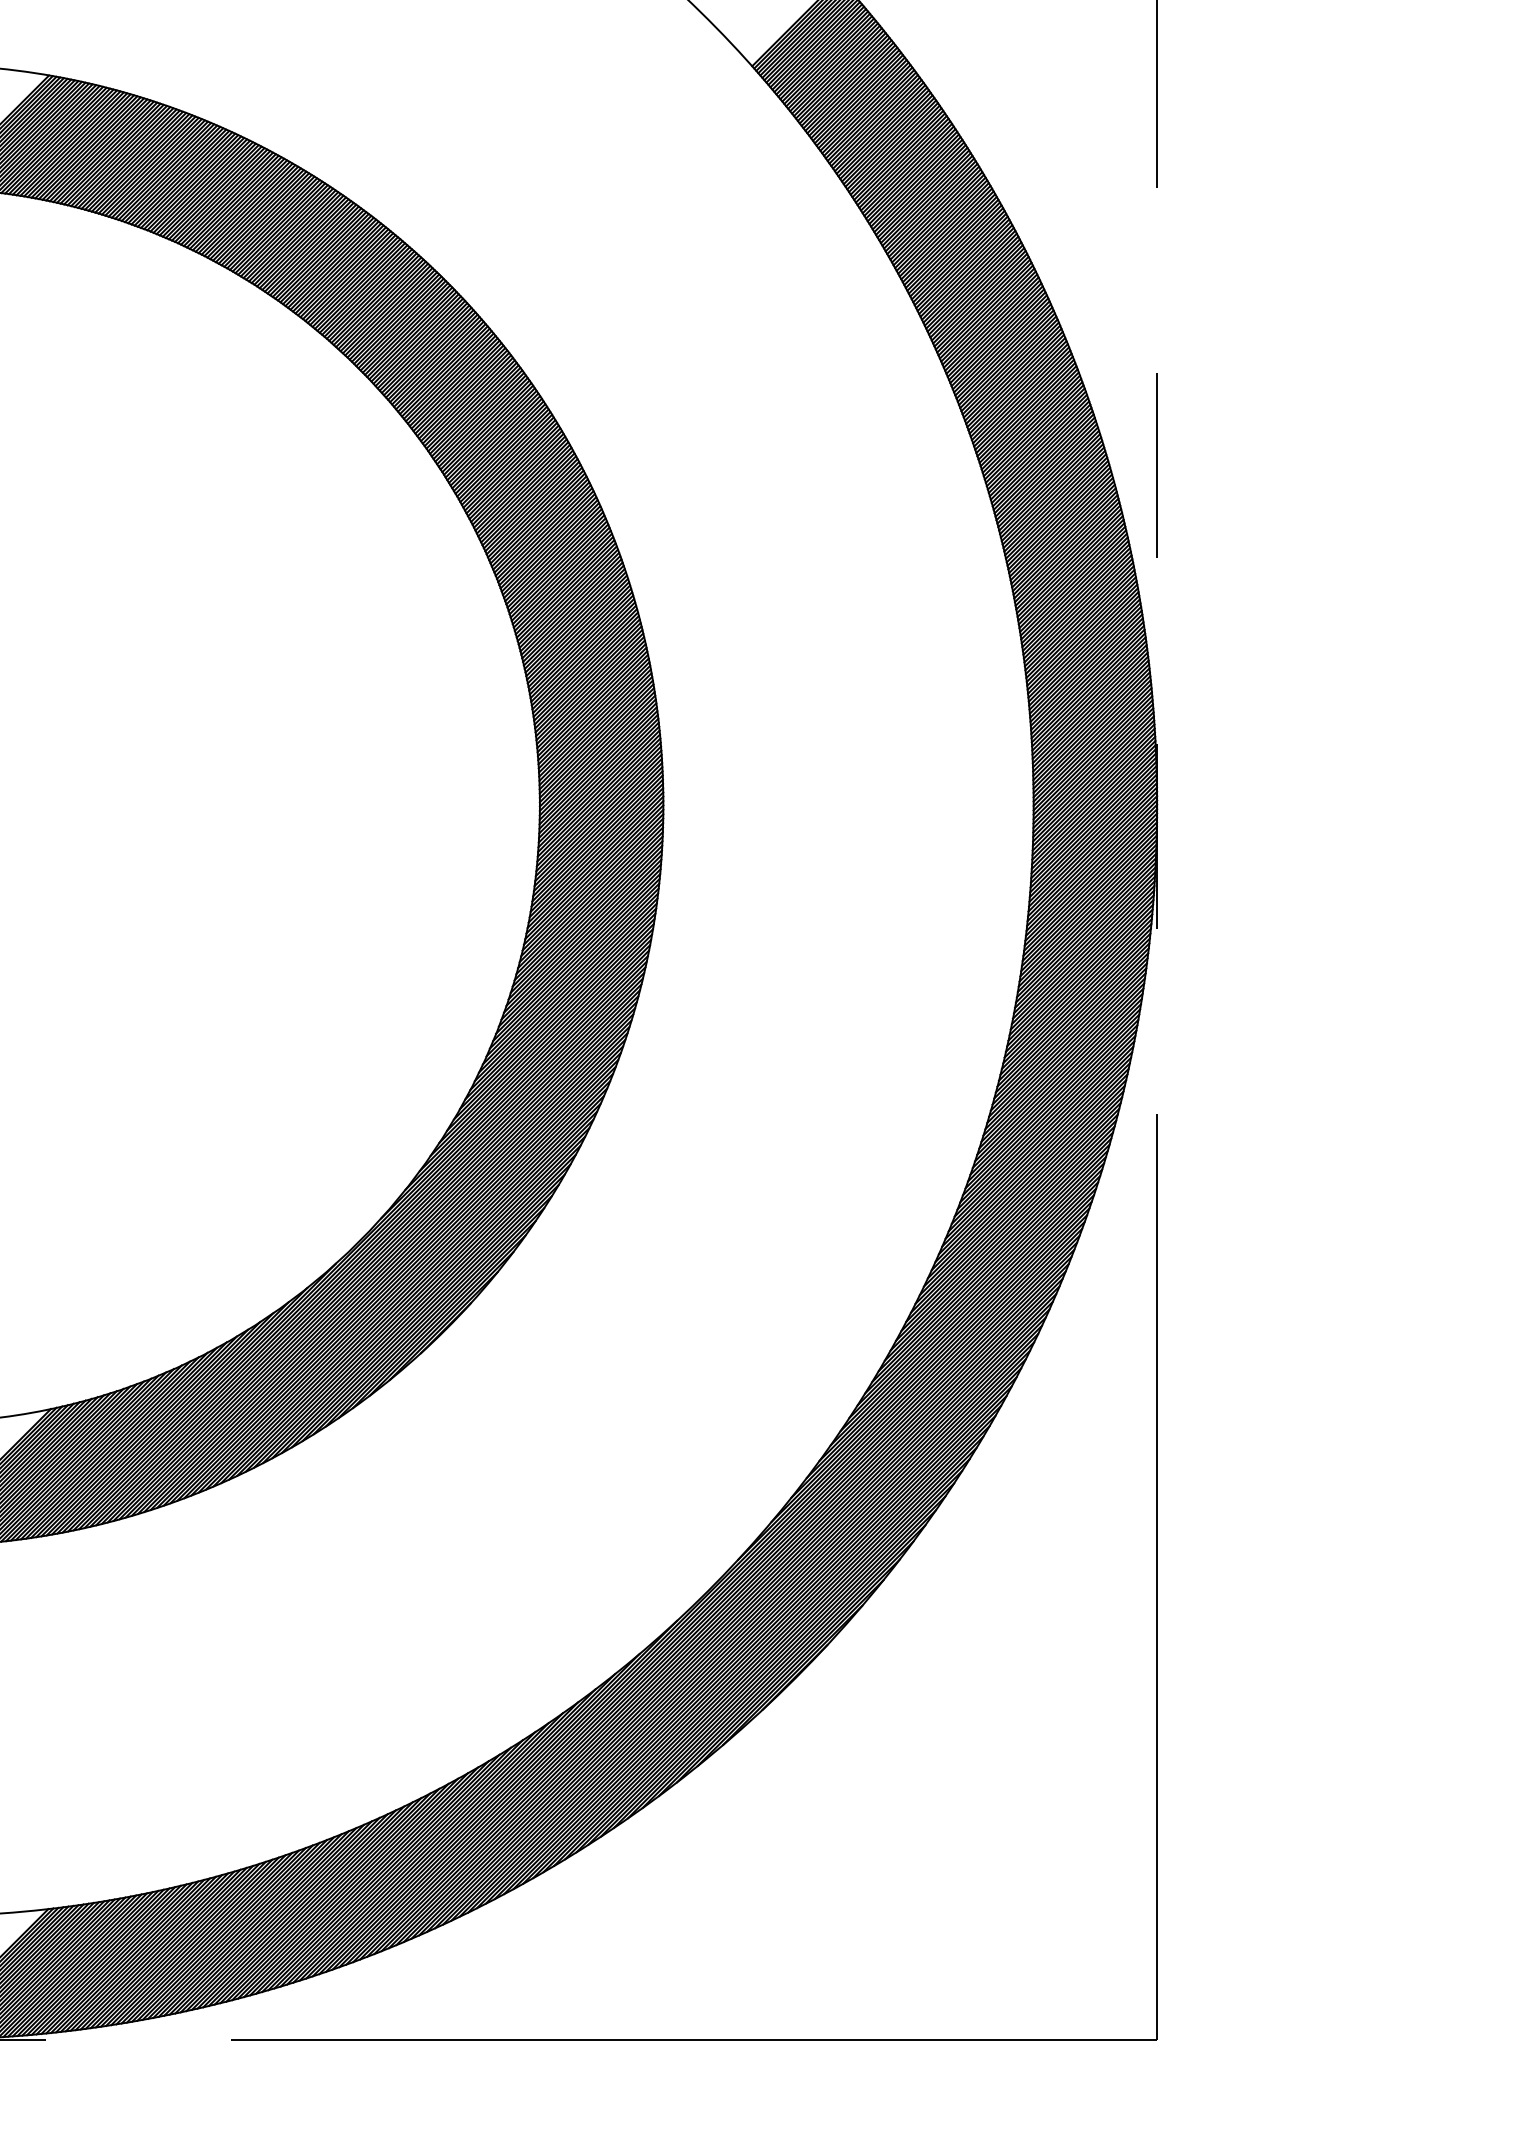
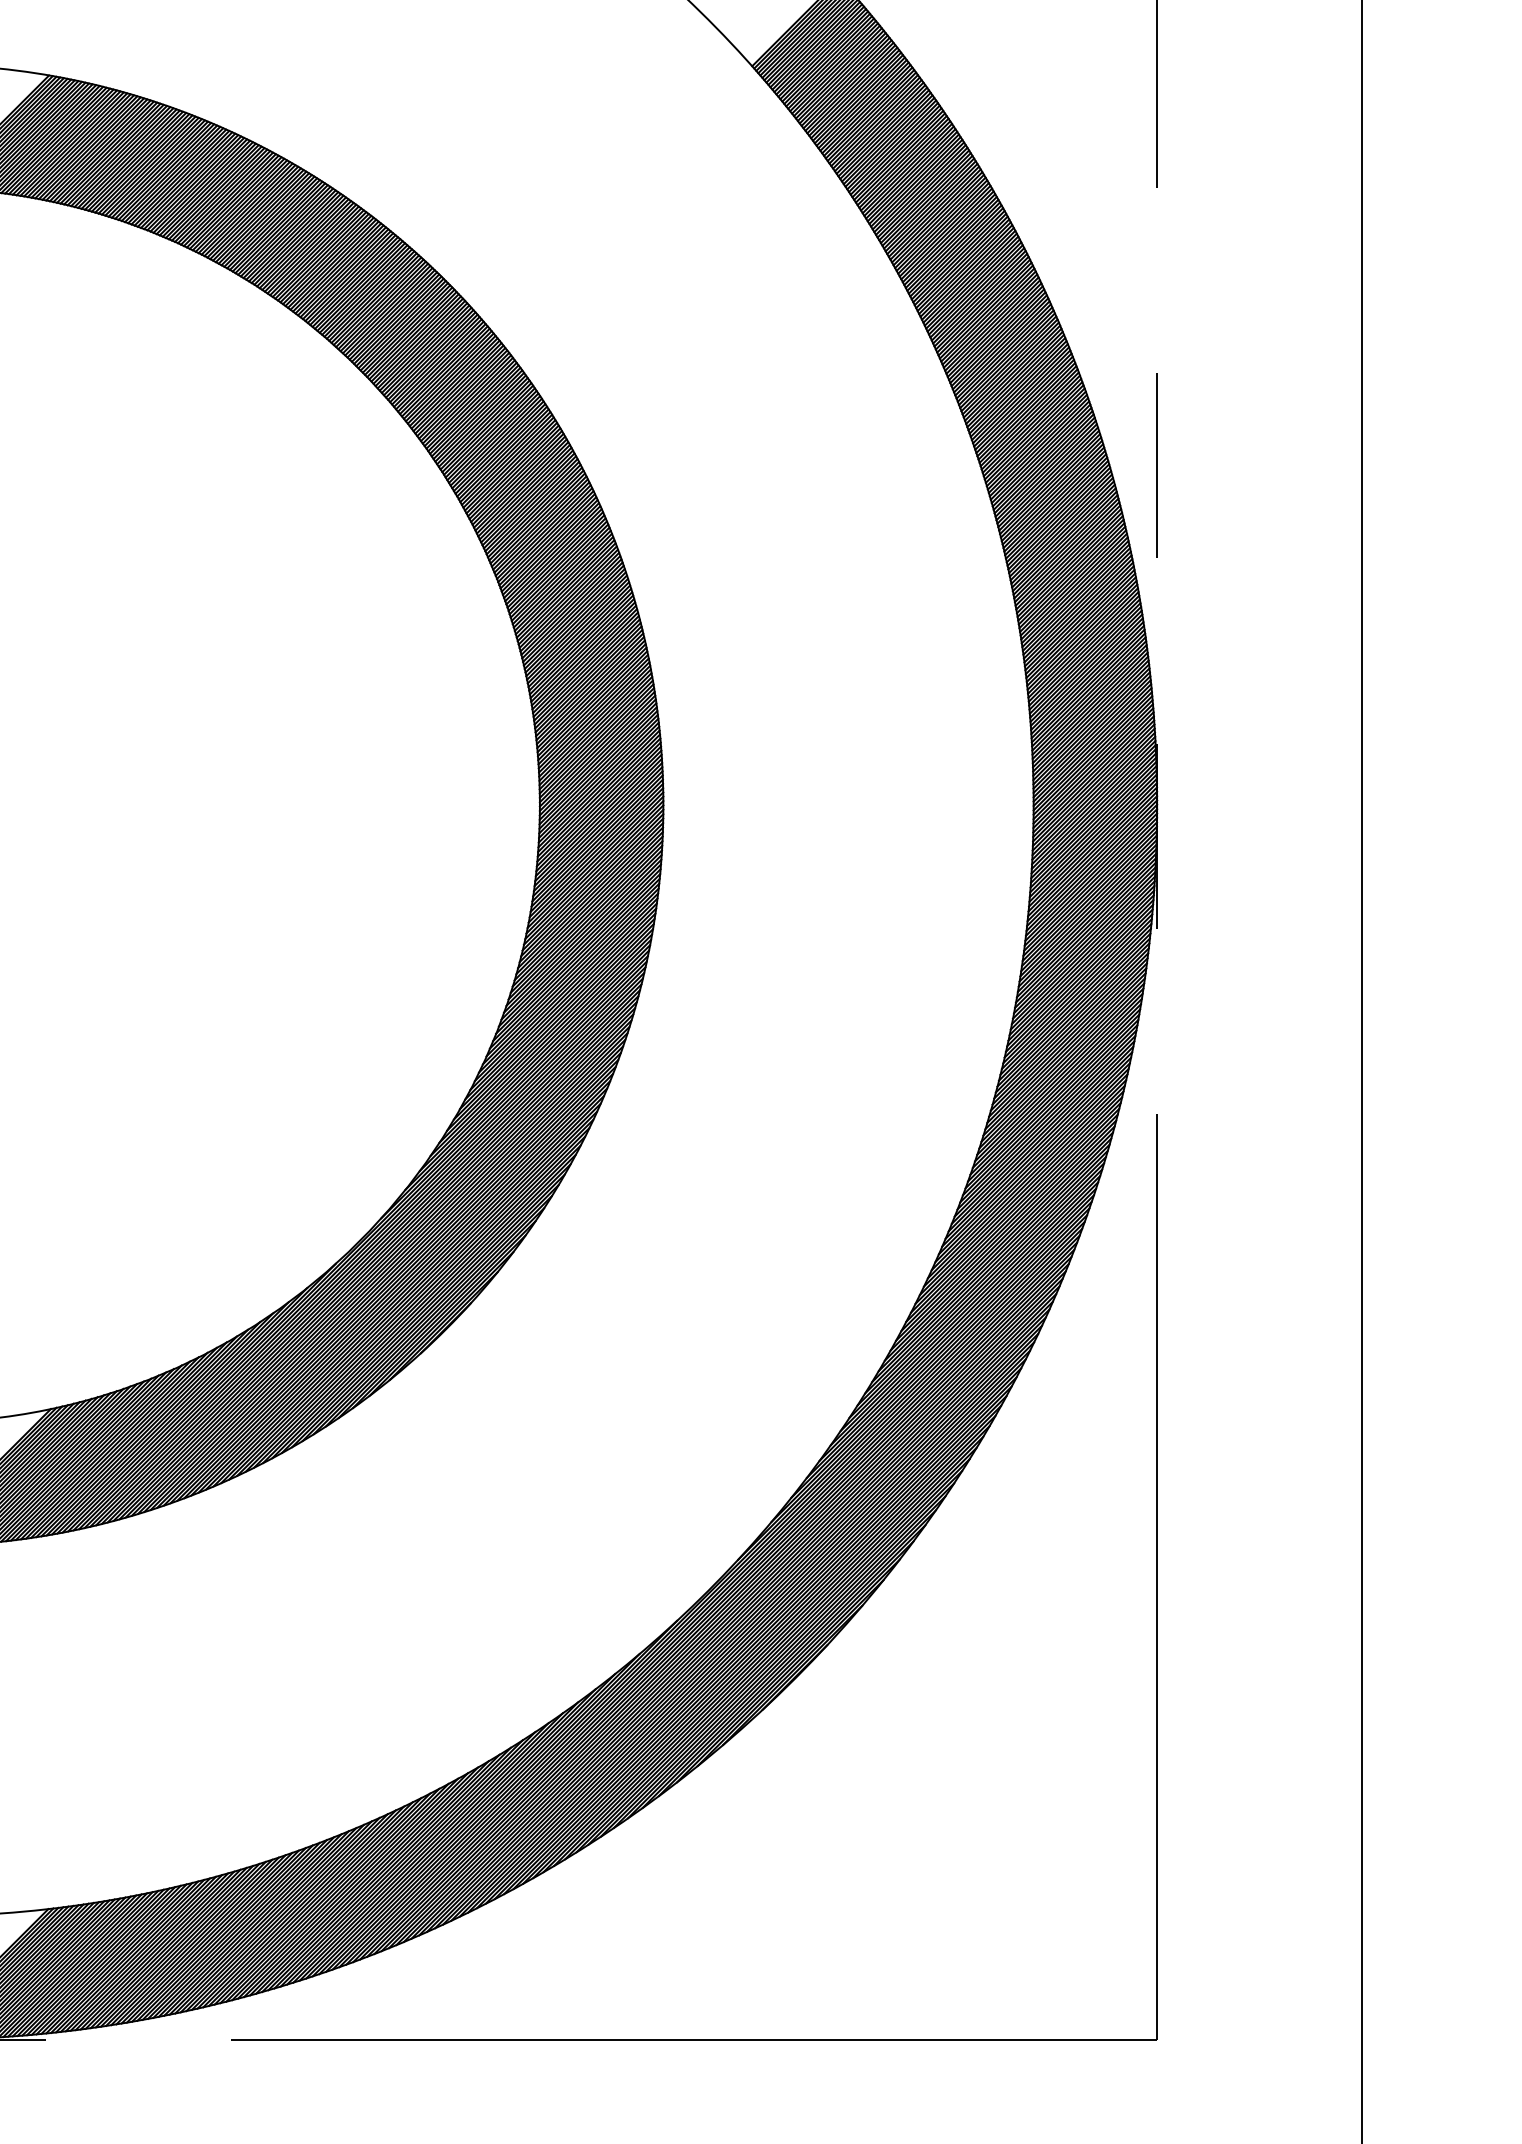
line: none -> present (1362, 1071)
